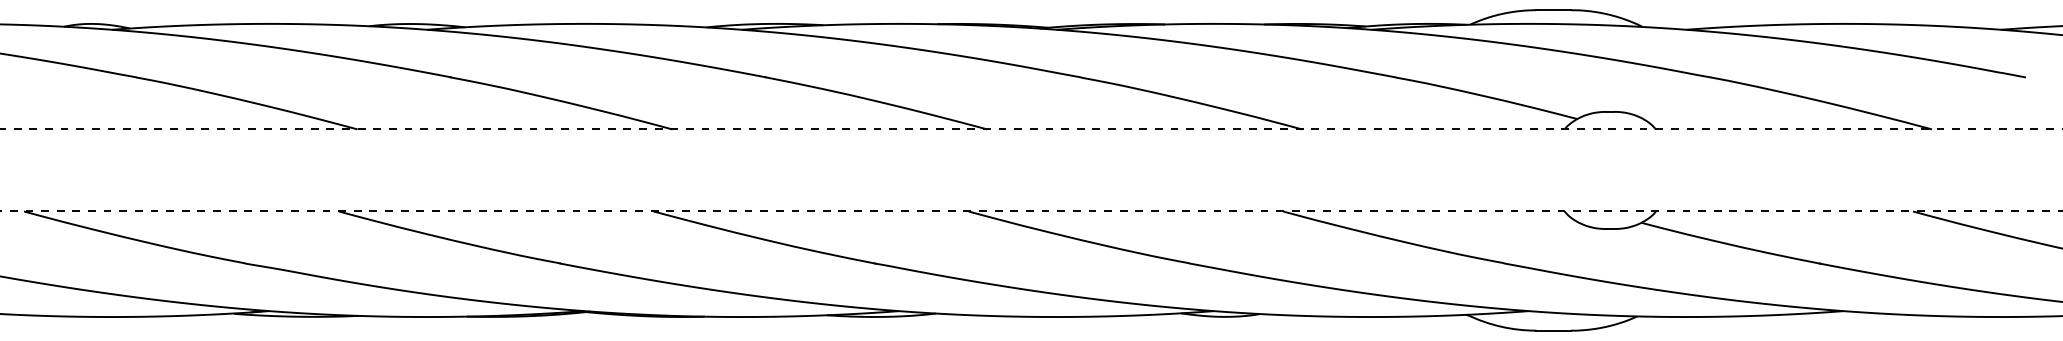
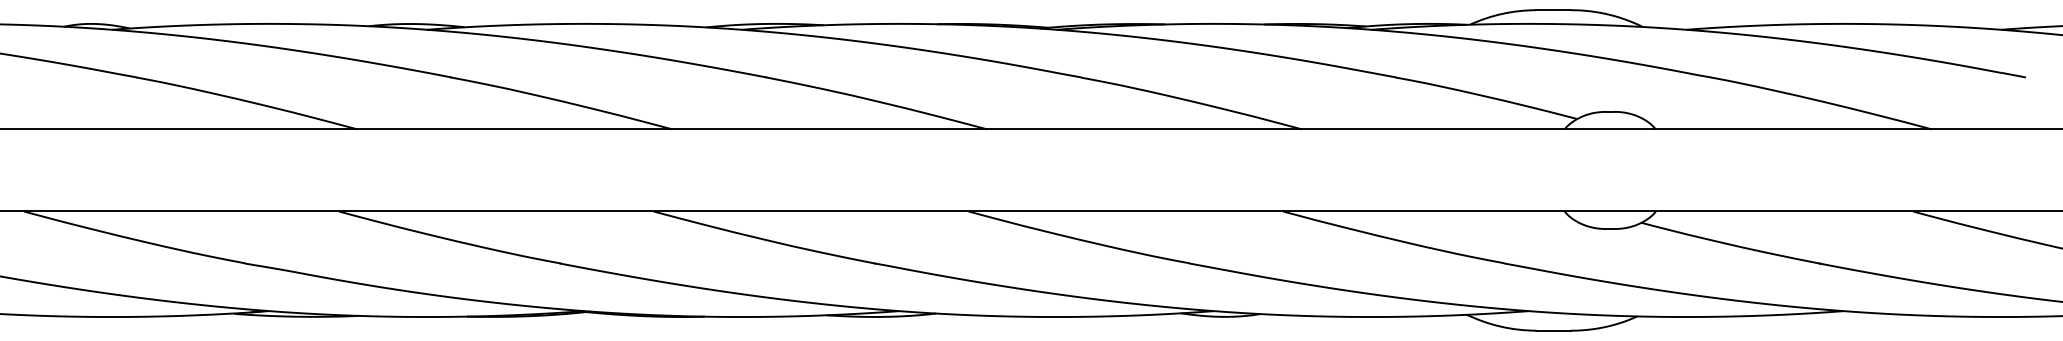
line: dashed -> solid (1030, 129)
line: dashed -> solid (1031, 211)
